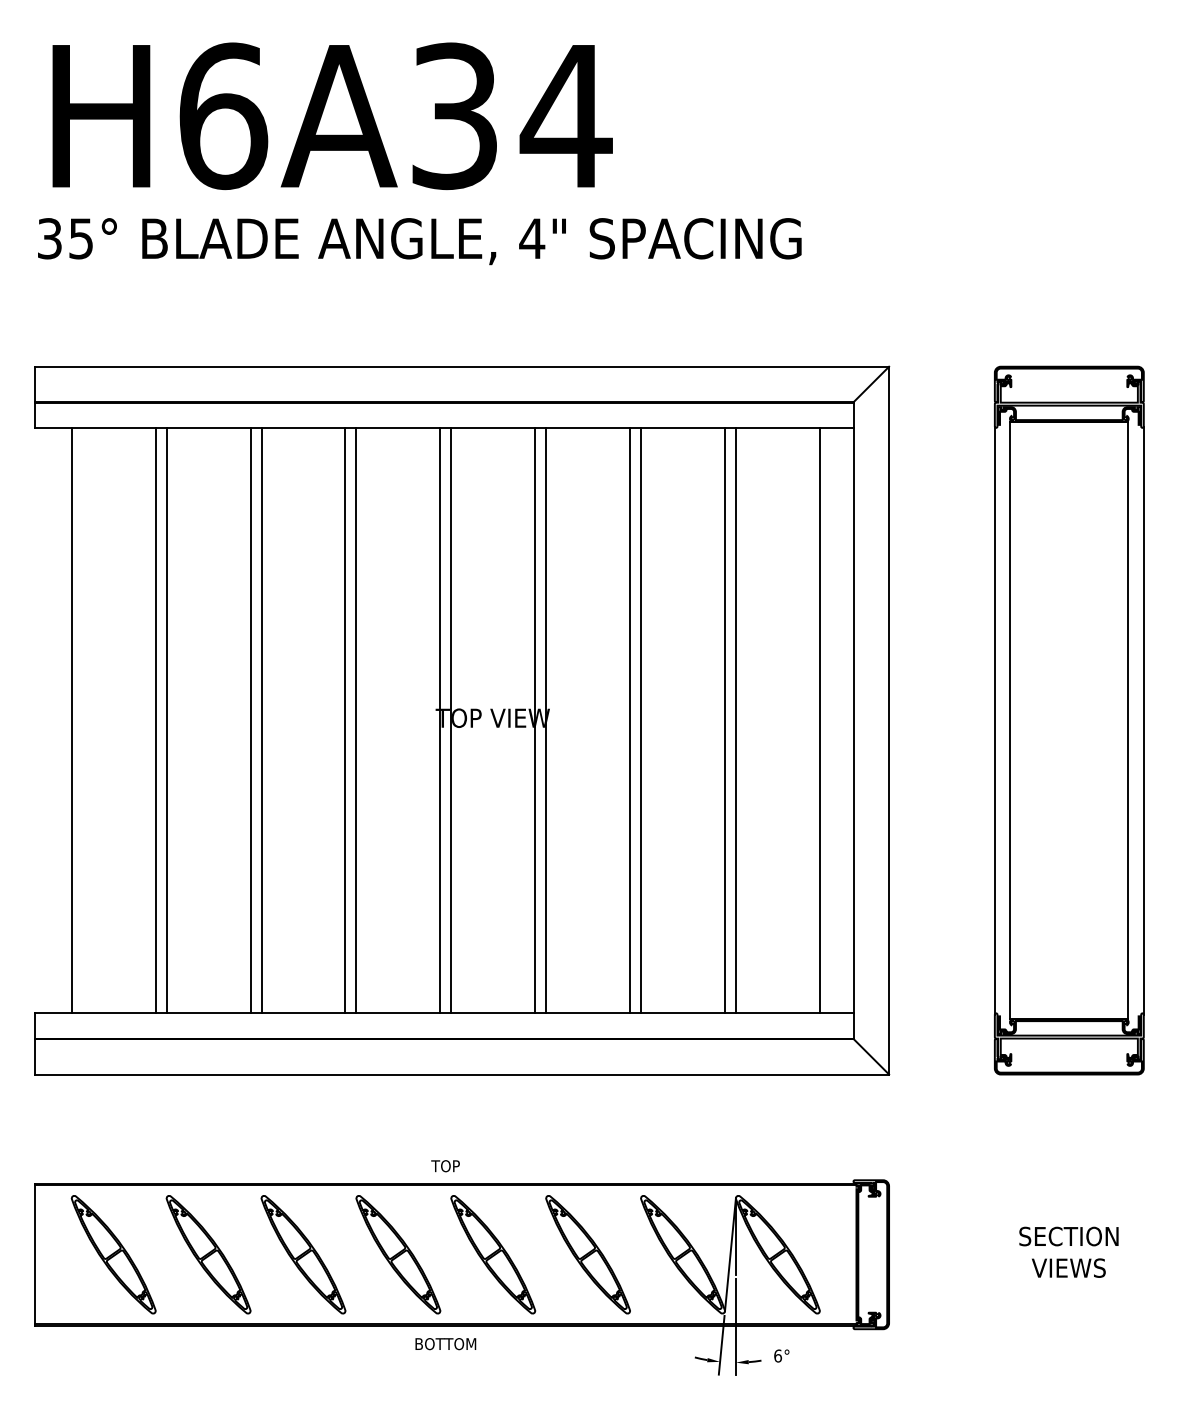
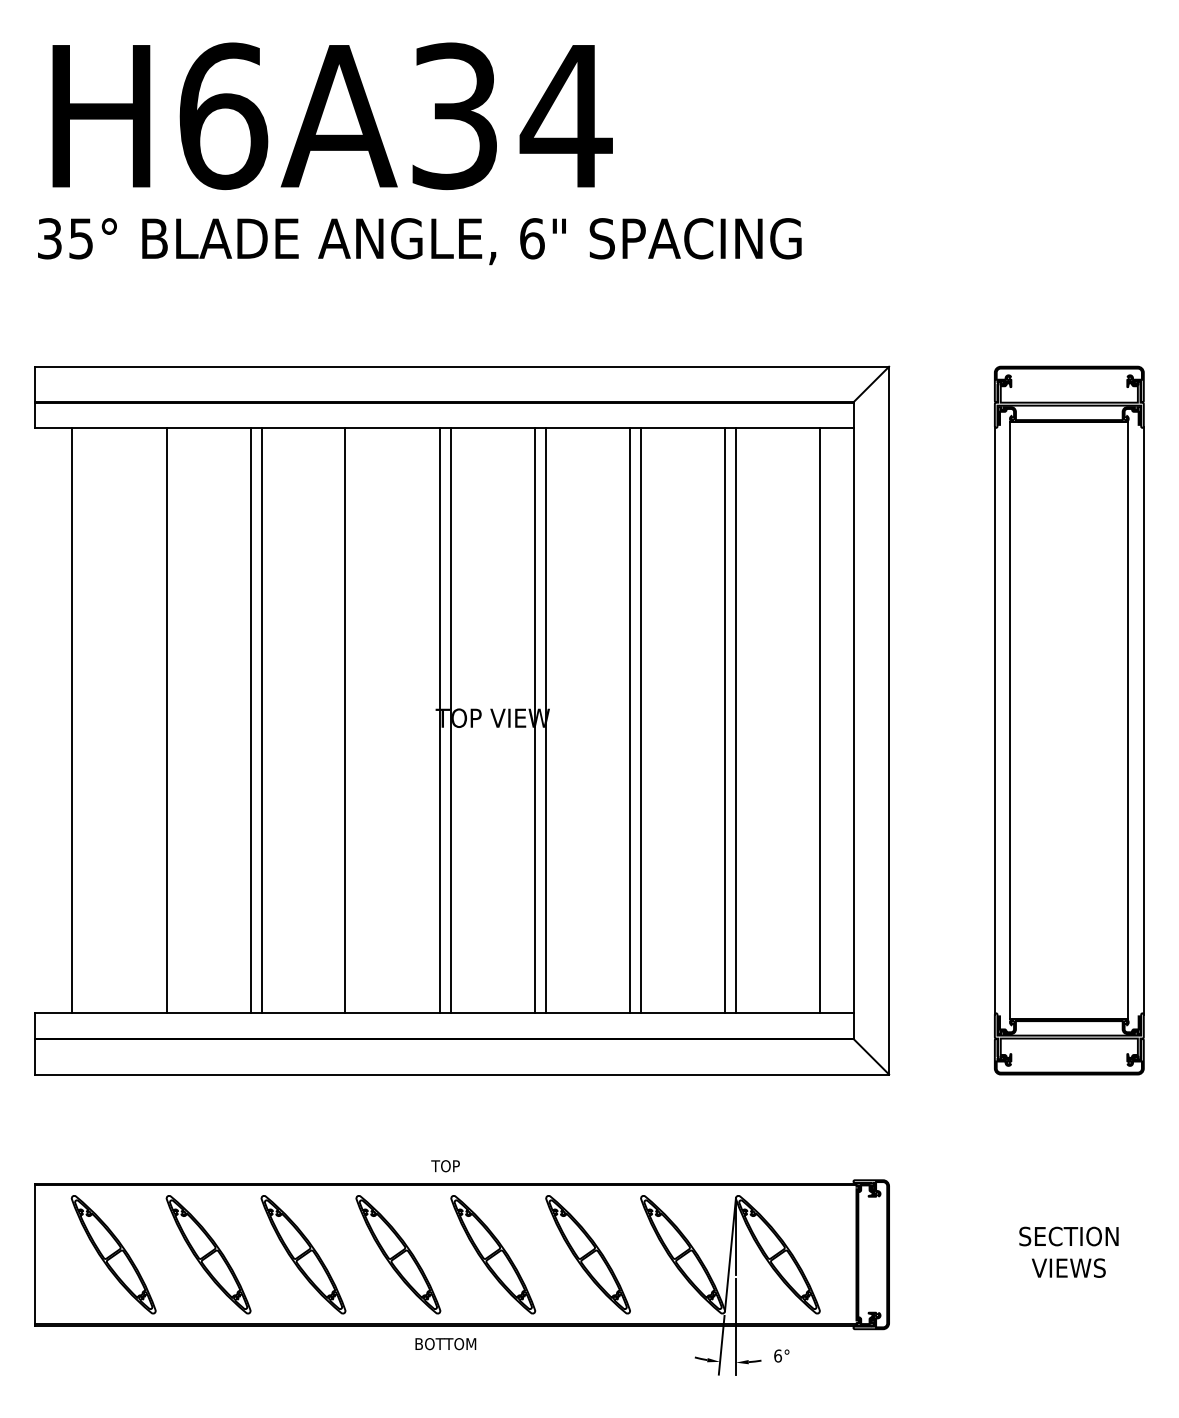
text: 4" -> 6" (532, 238)
line: present -> none (155, 720)
line: present -> none (356, 720)
